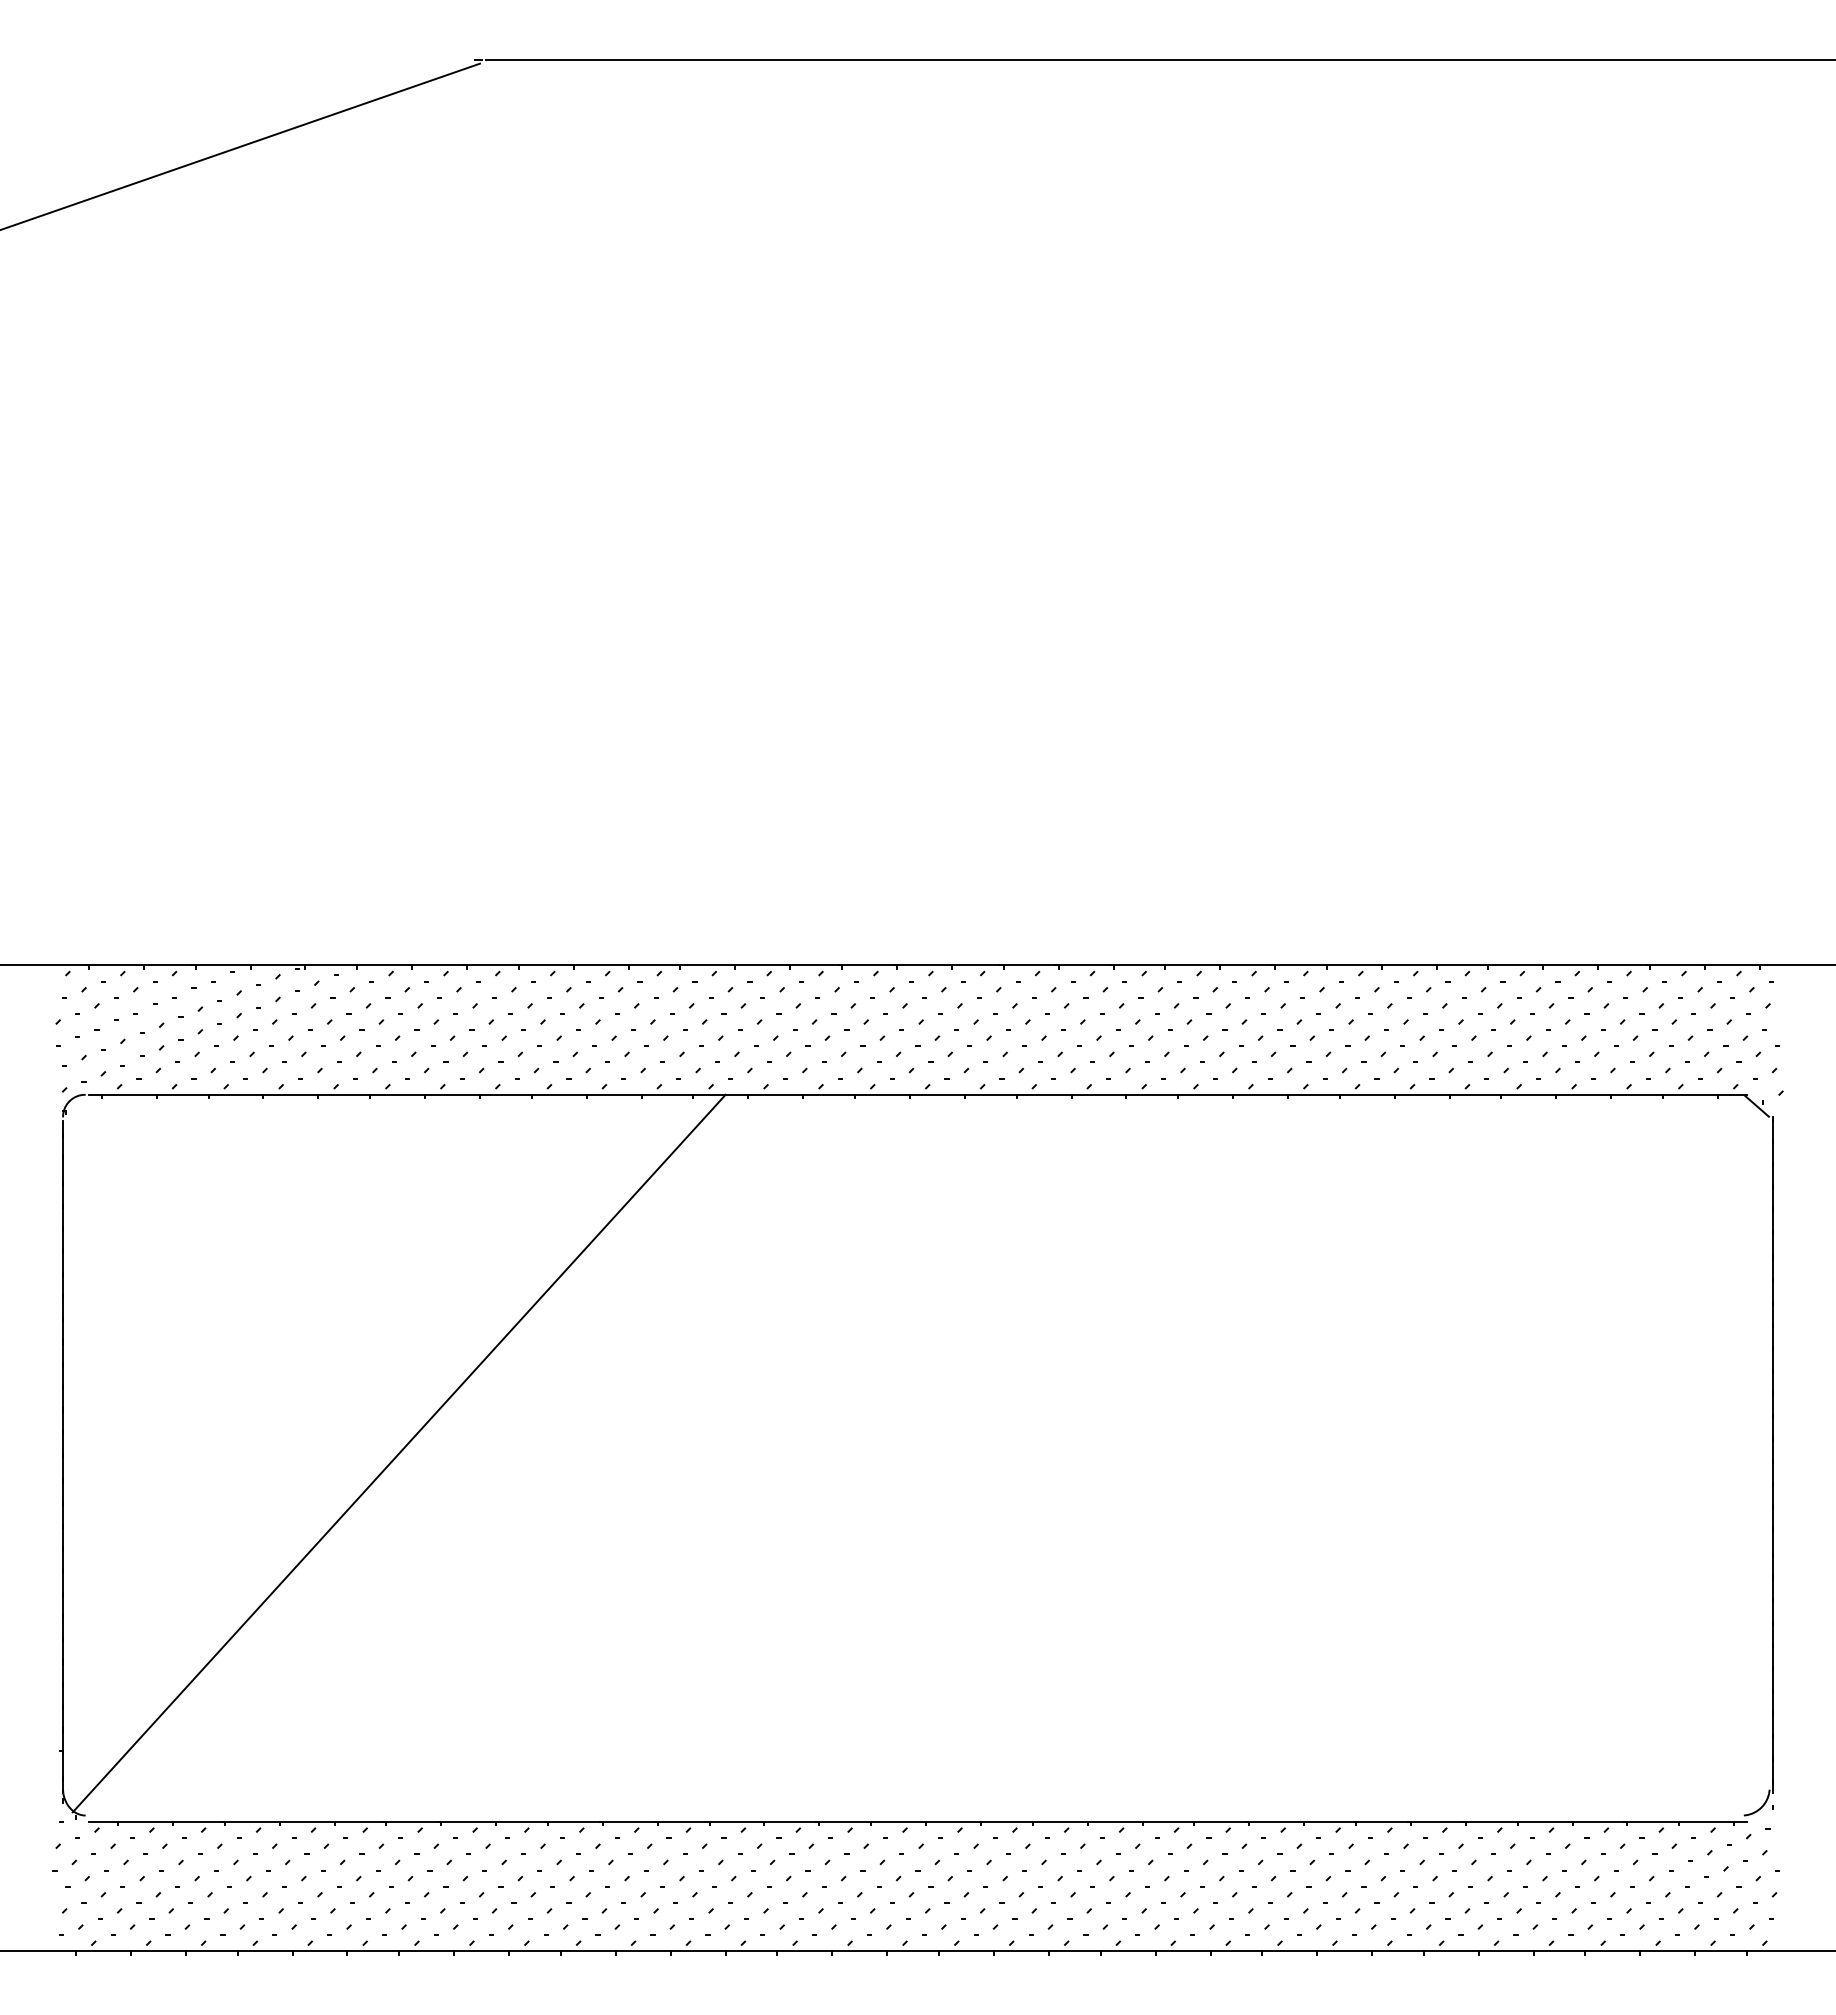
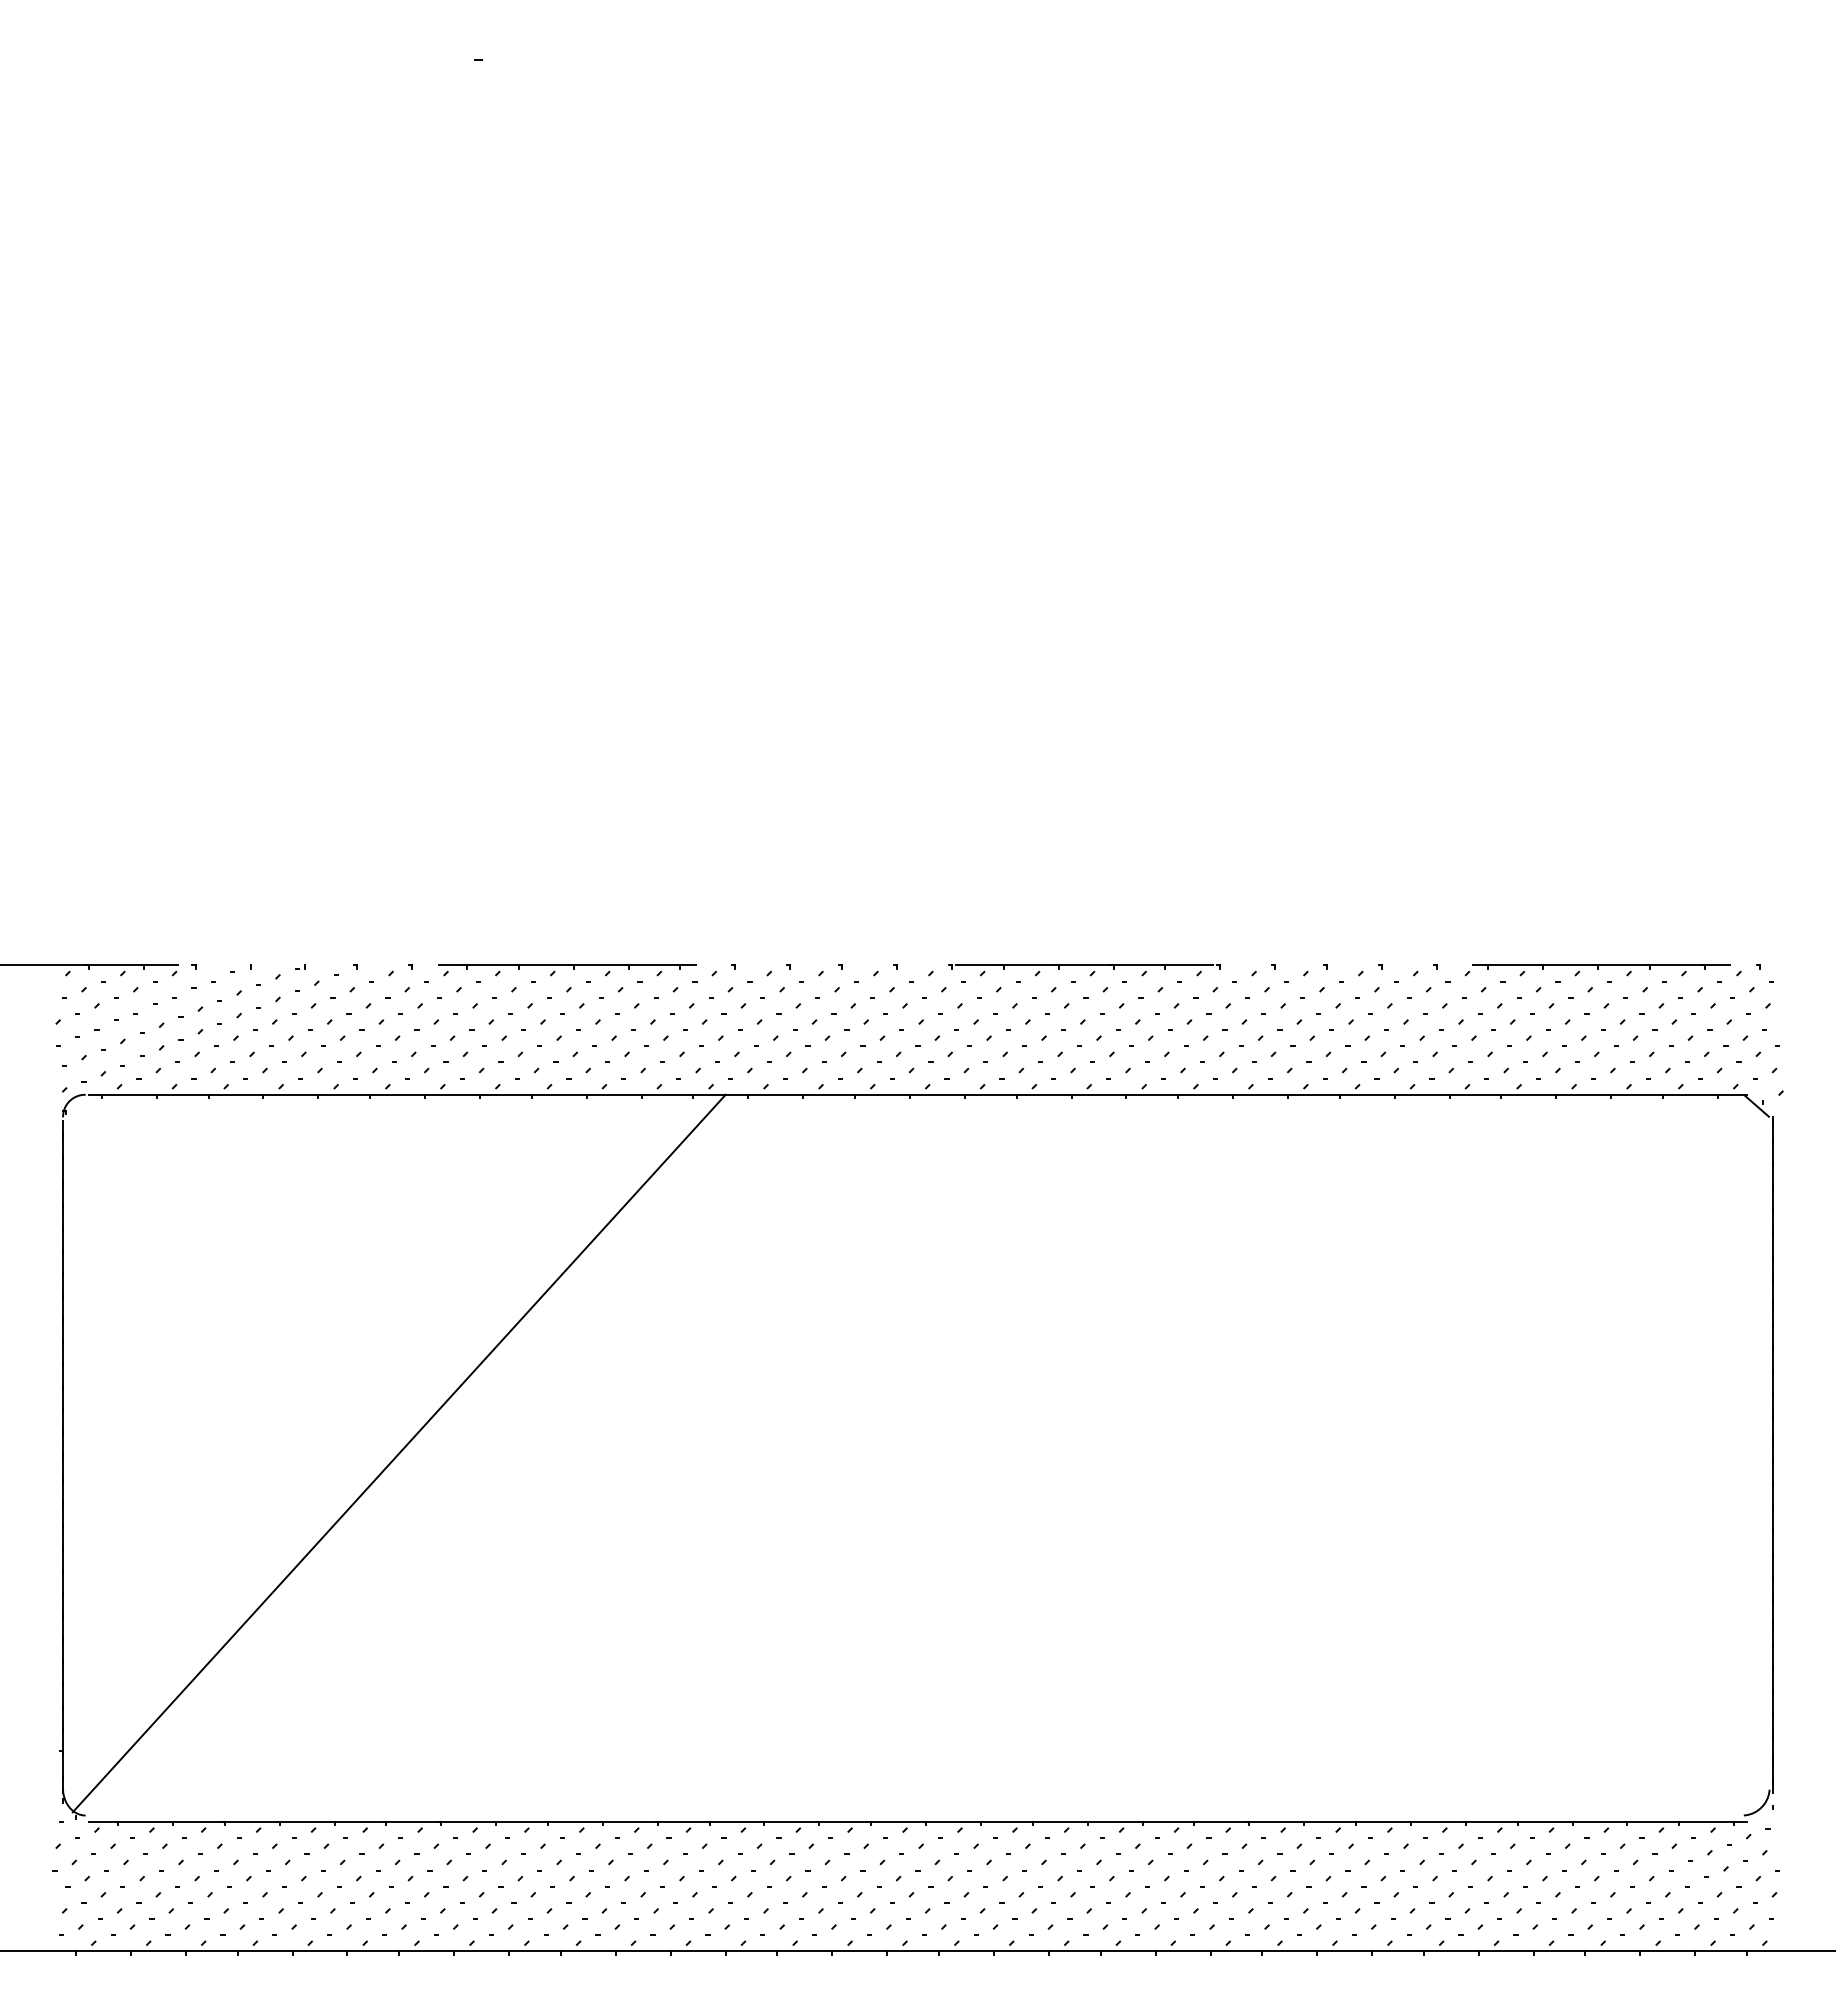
line: present -> none (1159, 60)
line: present -> none (241, 146)
line: solid -> dashed (917, 965)
